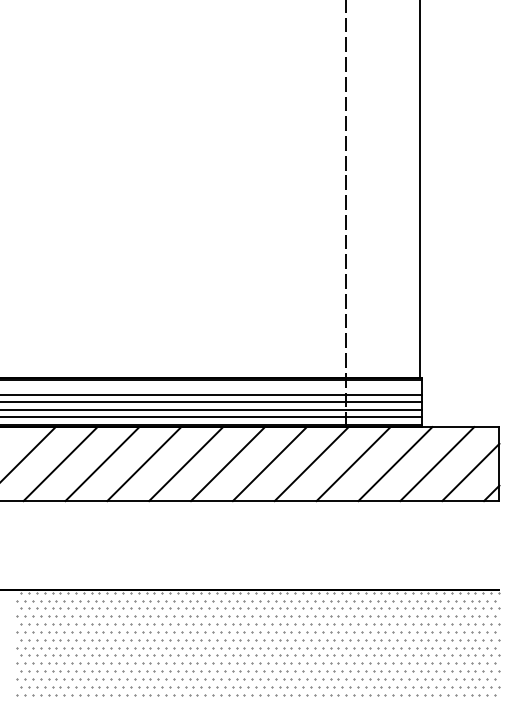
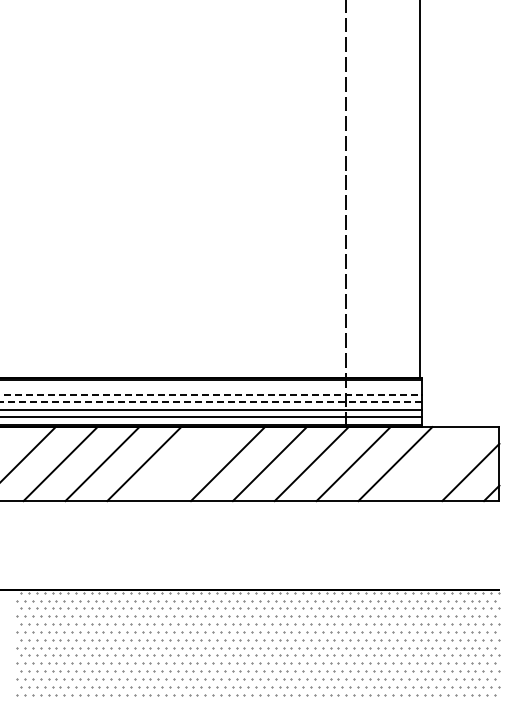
line: solid -> dashed (211, 395)
line: solid -> dashed (211, 402)
line: present -> none (186, 464)
line: present -> none (437, 464)
